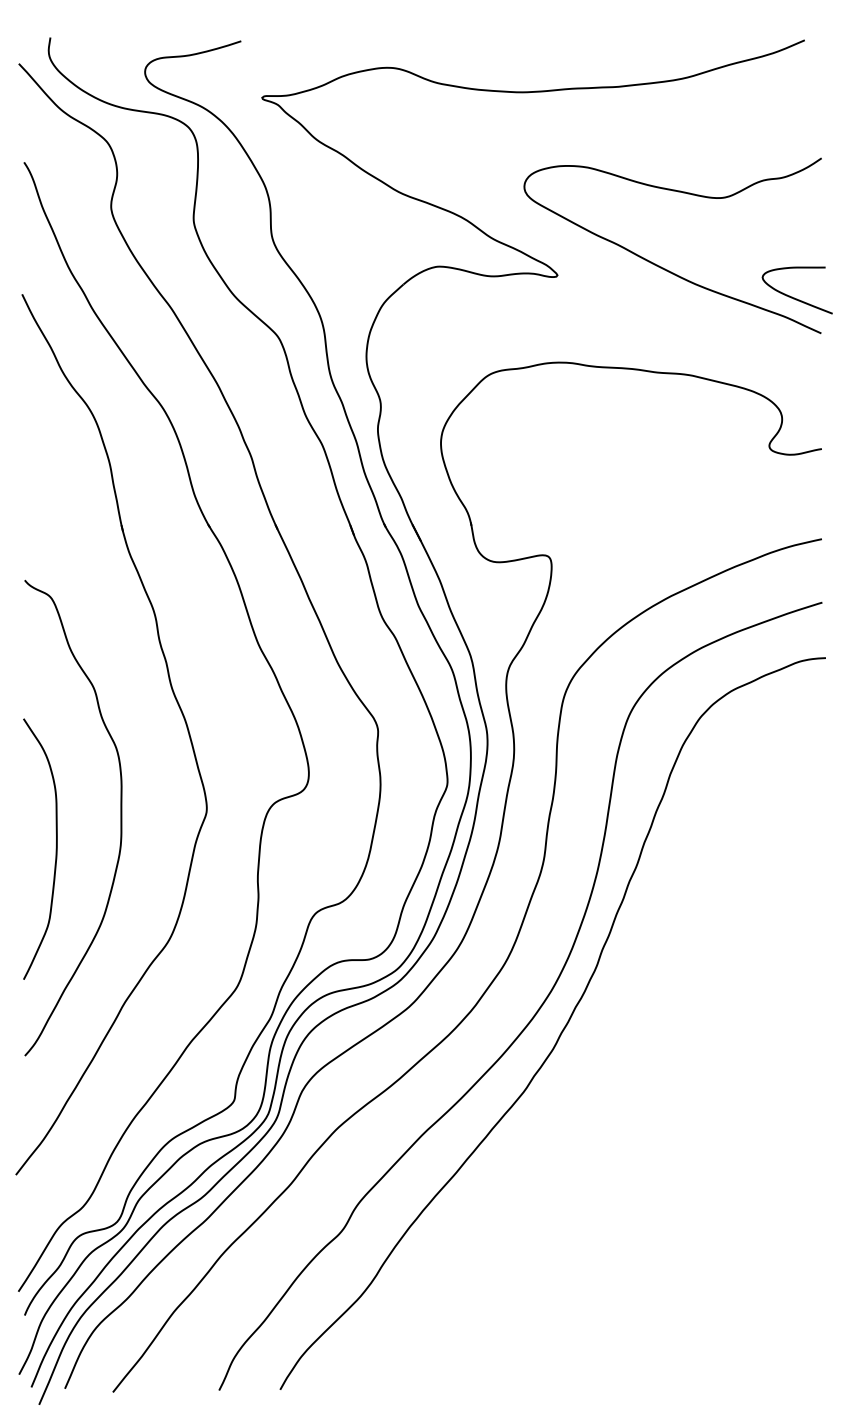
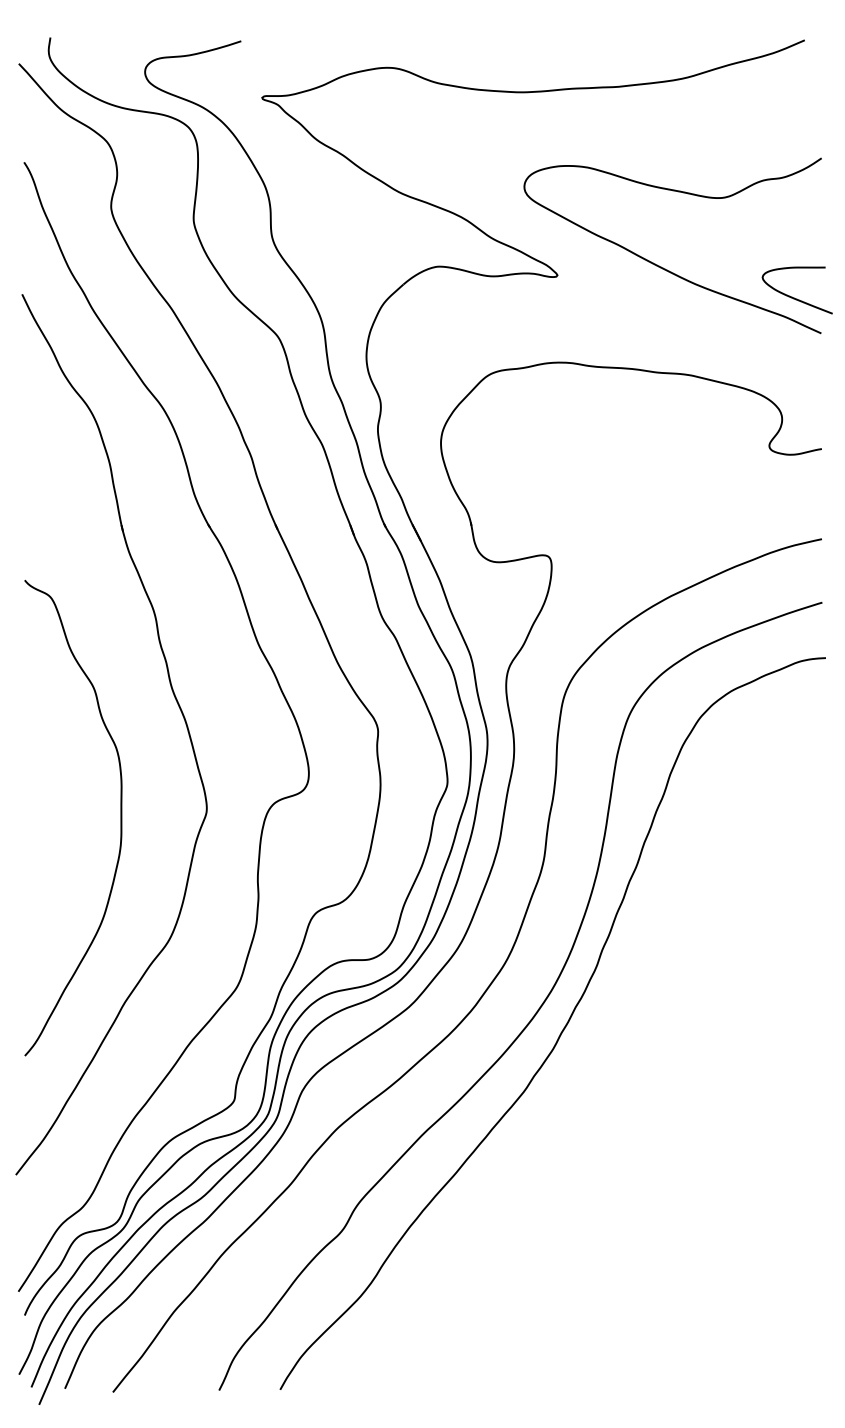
curve: present -> none (55, 848)
